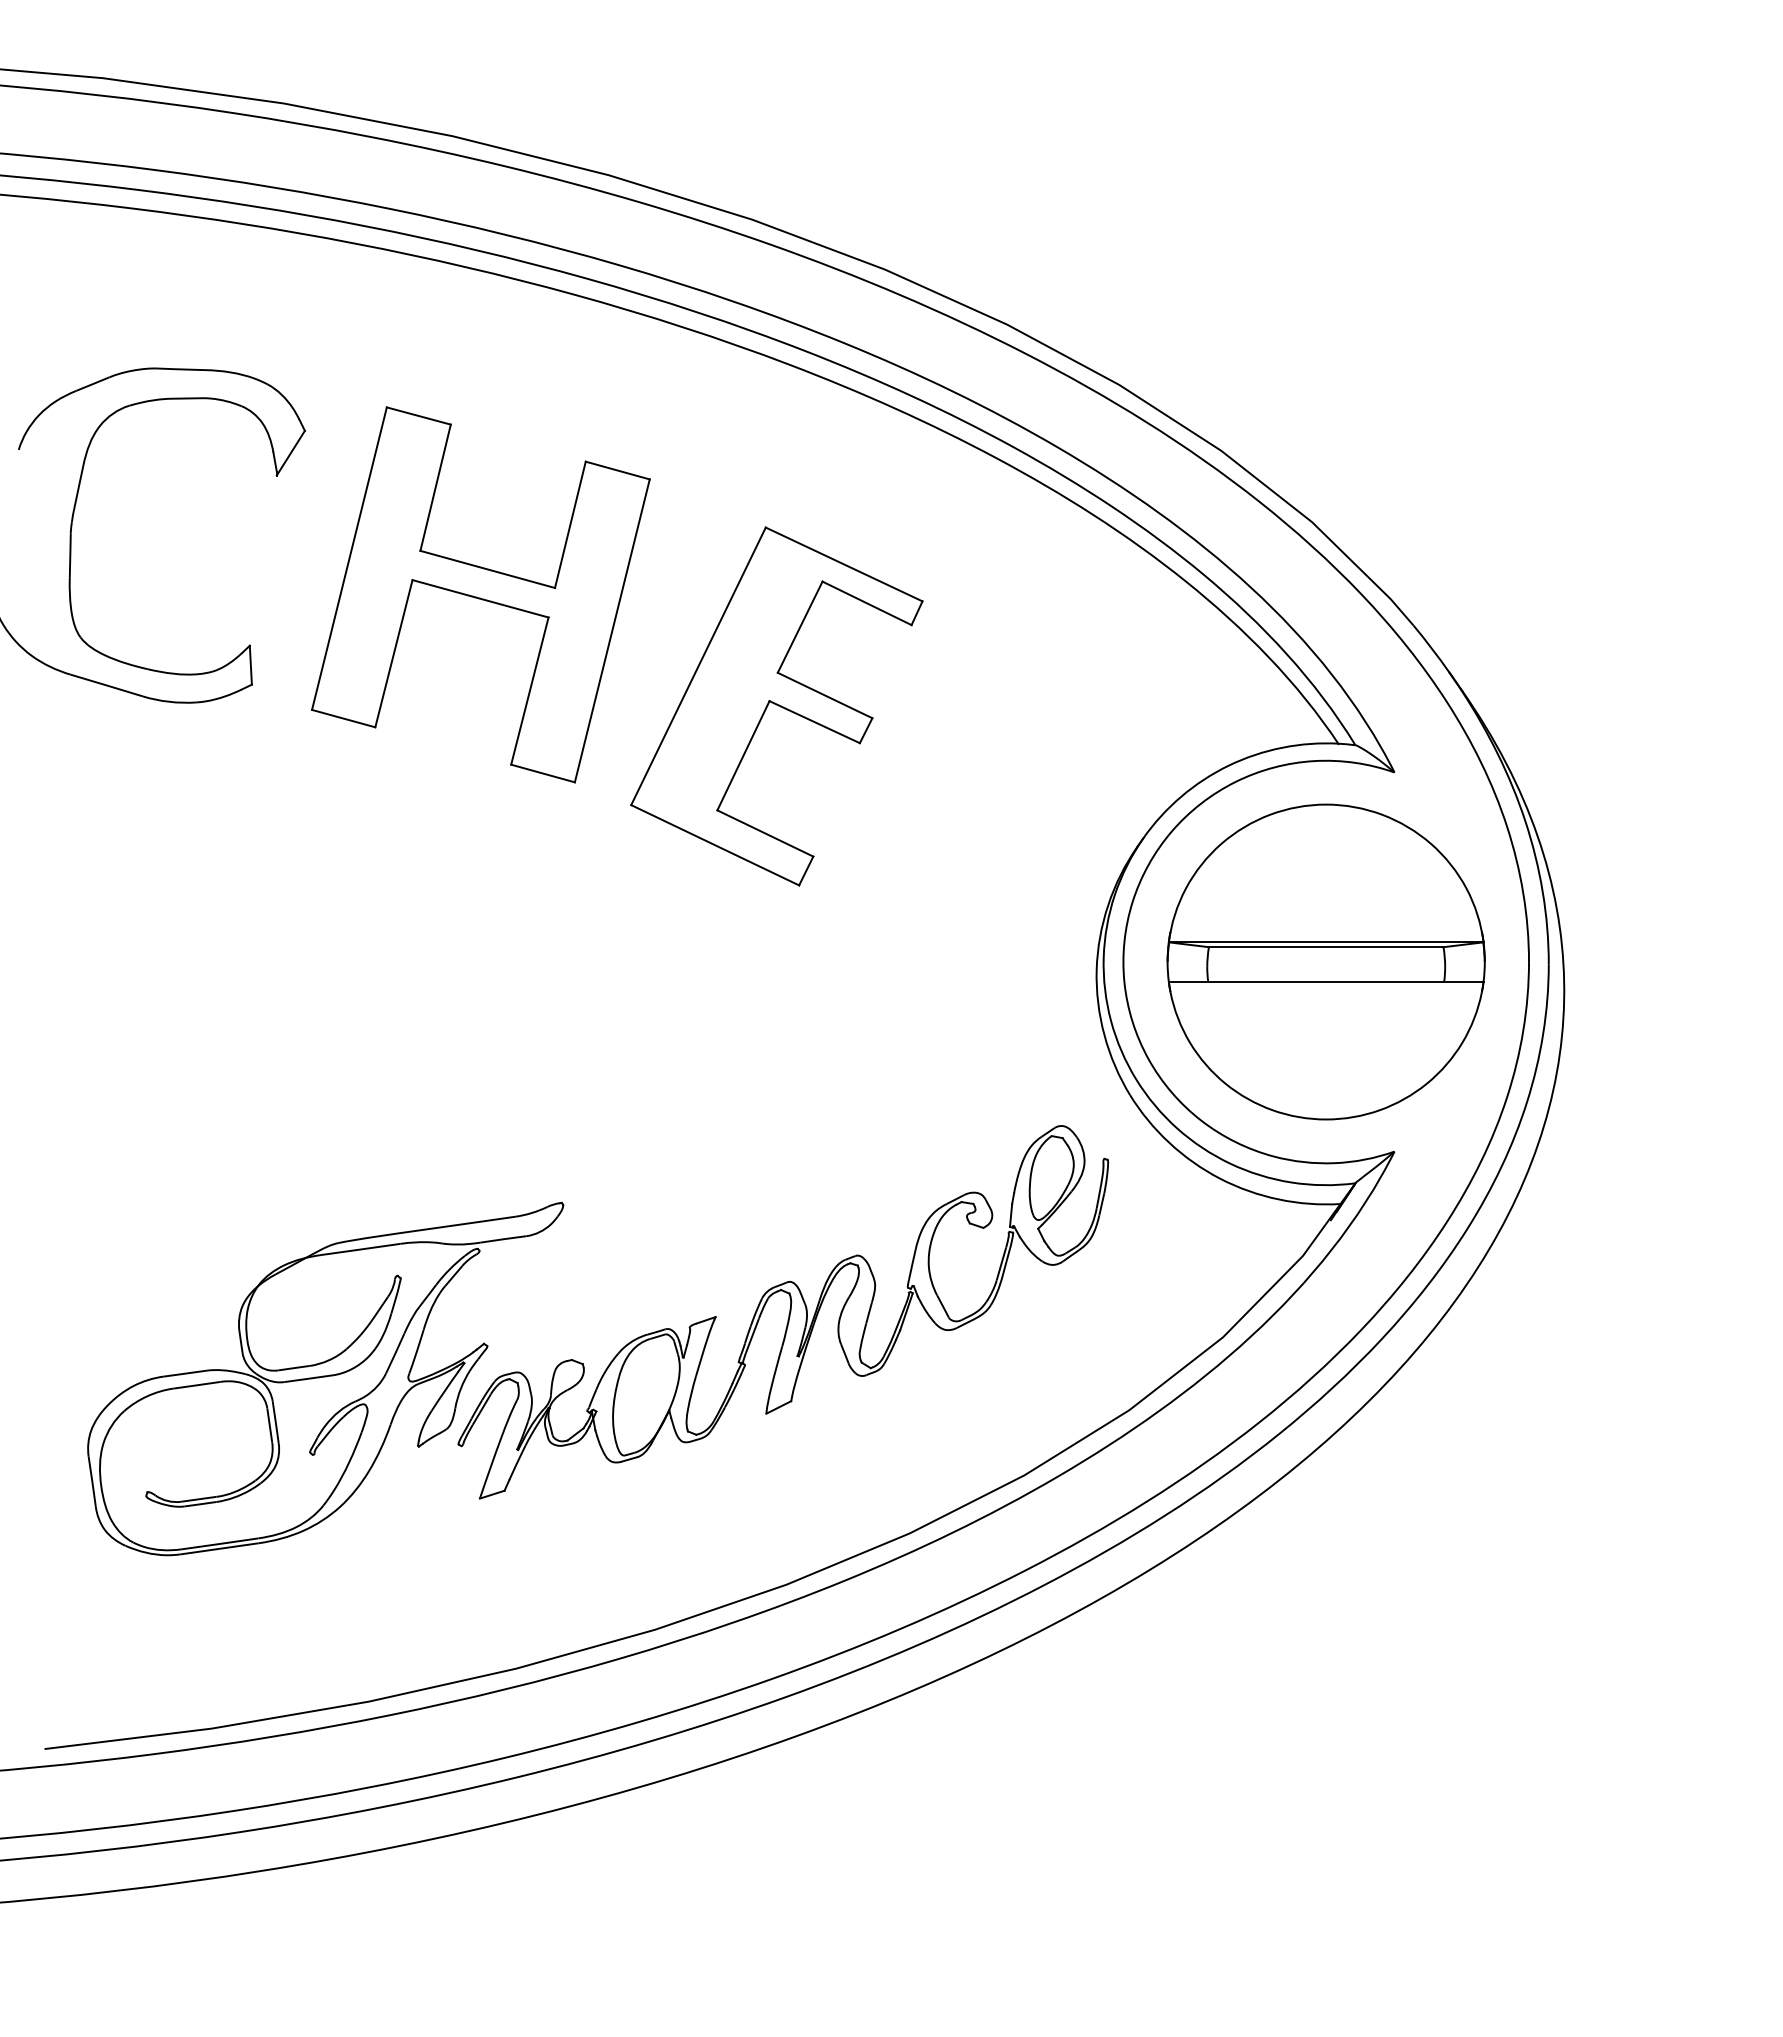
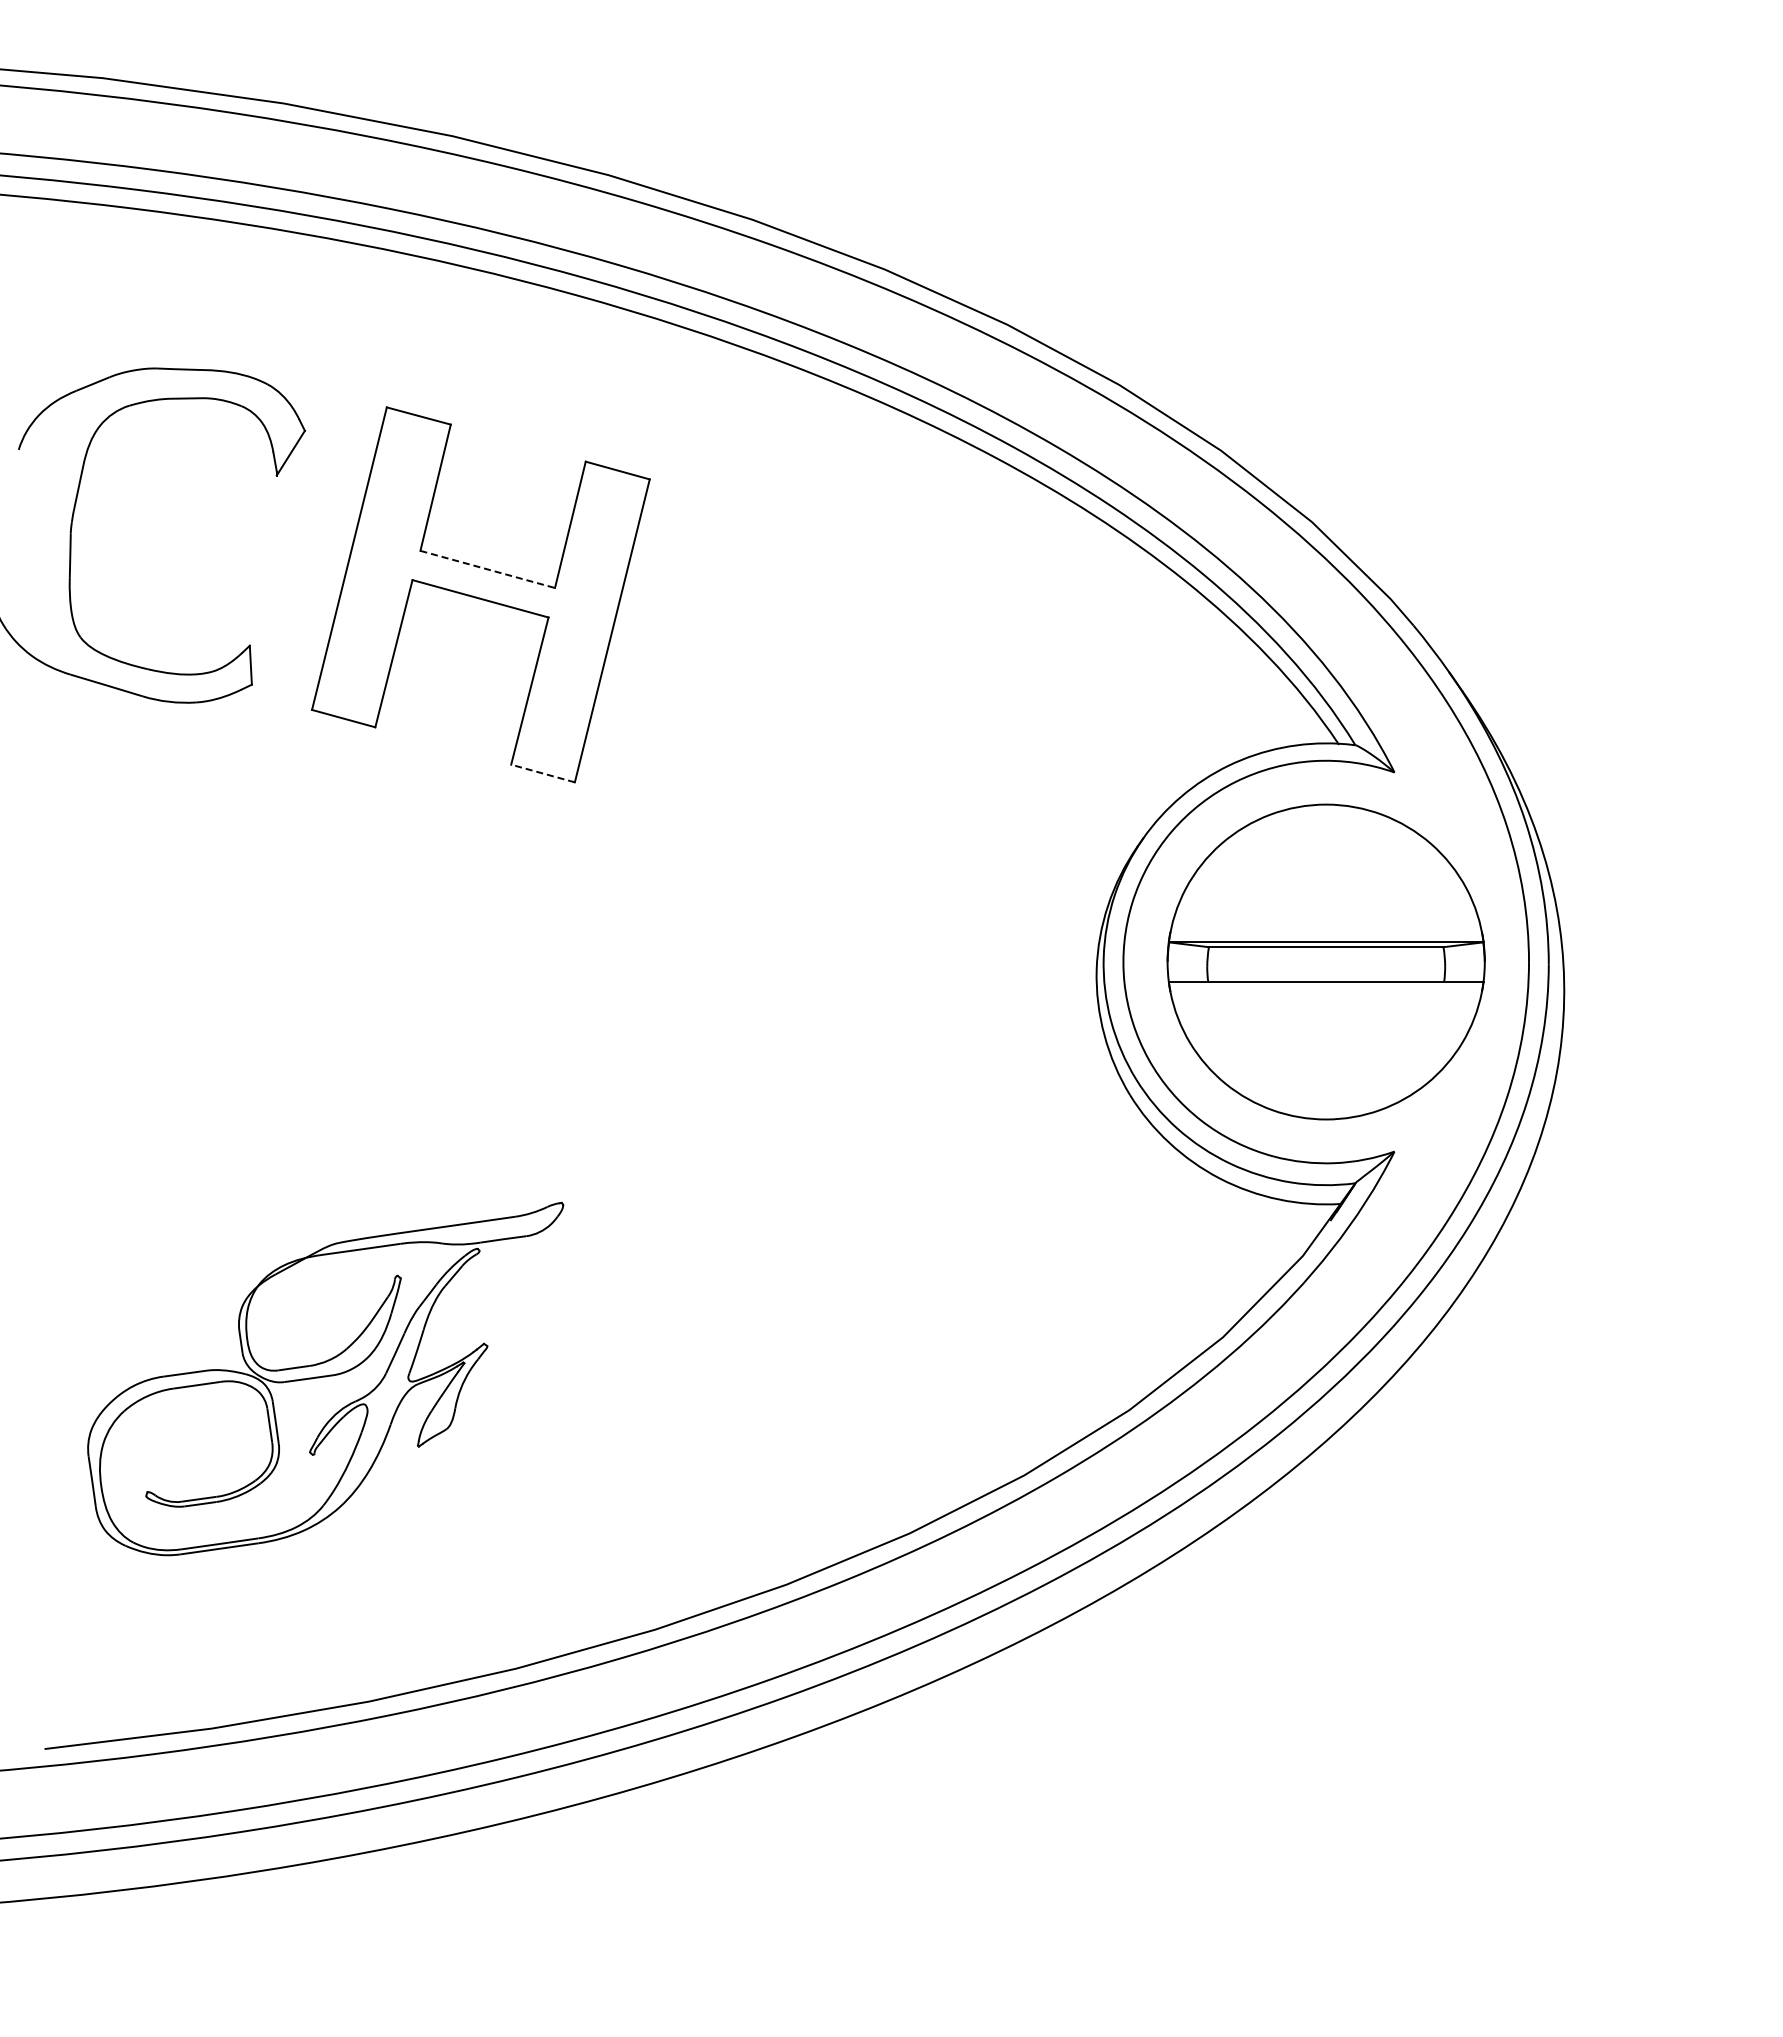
line: solid -> dashed (487, 569)
part: present -> none (776, 706)
line: solid -> dashed (542, 773)
part: present -> none (783, 1312)
